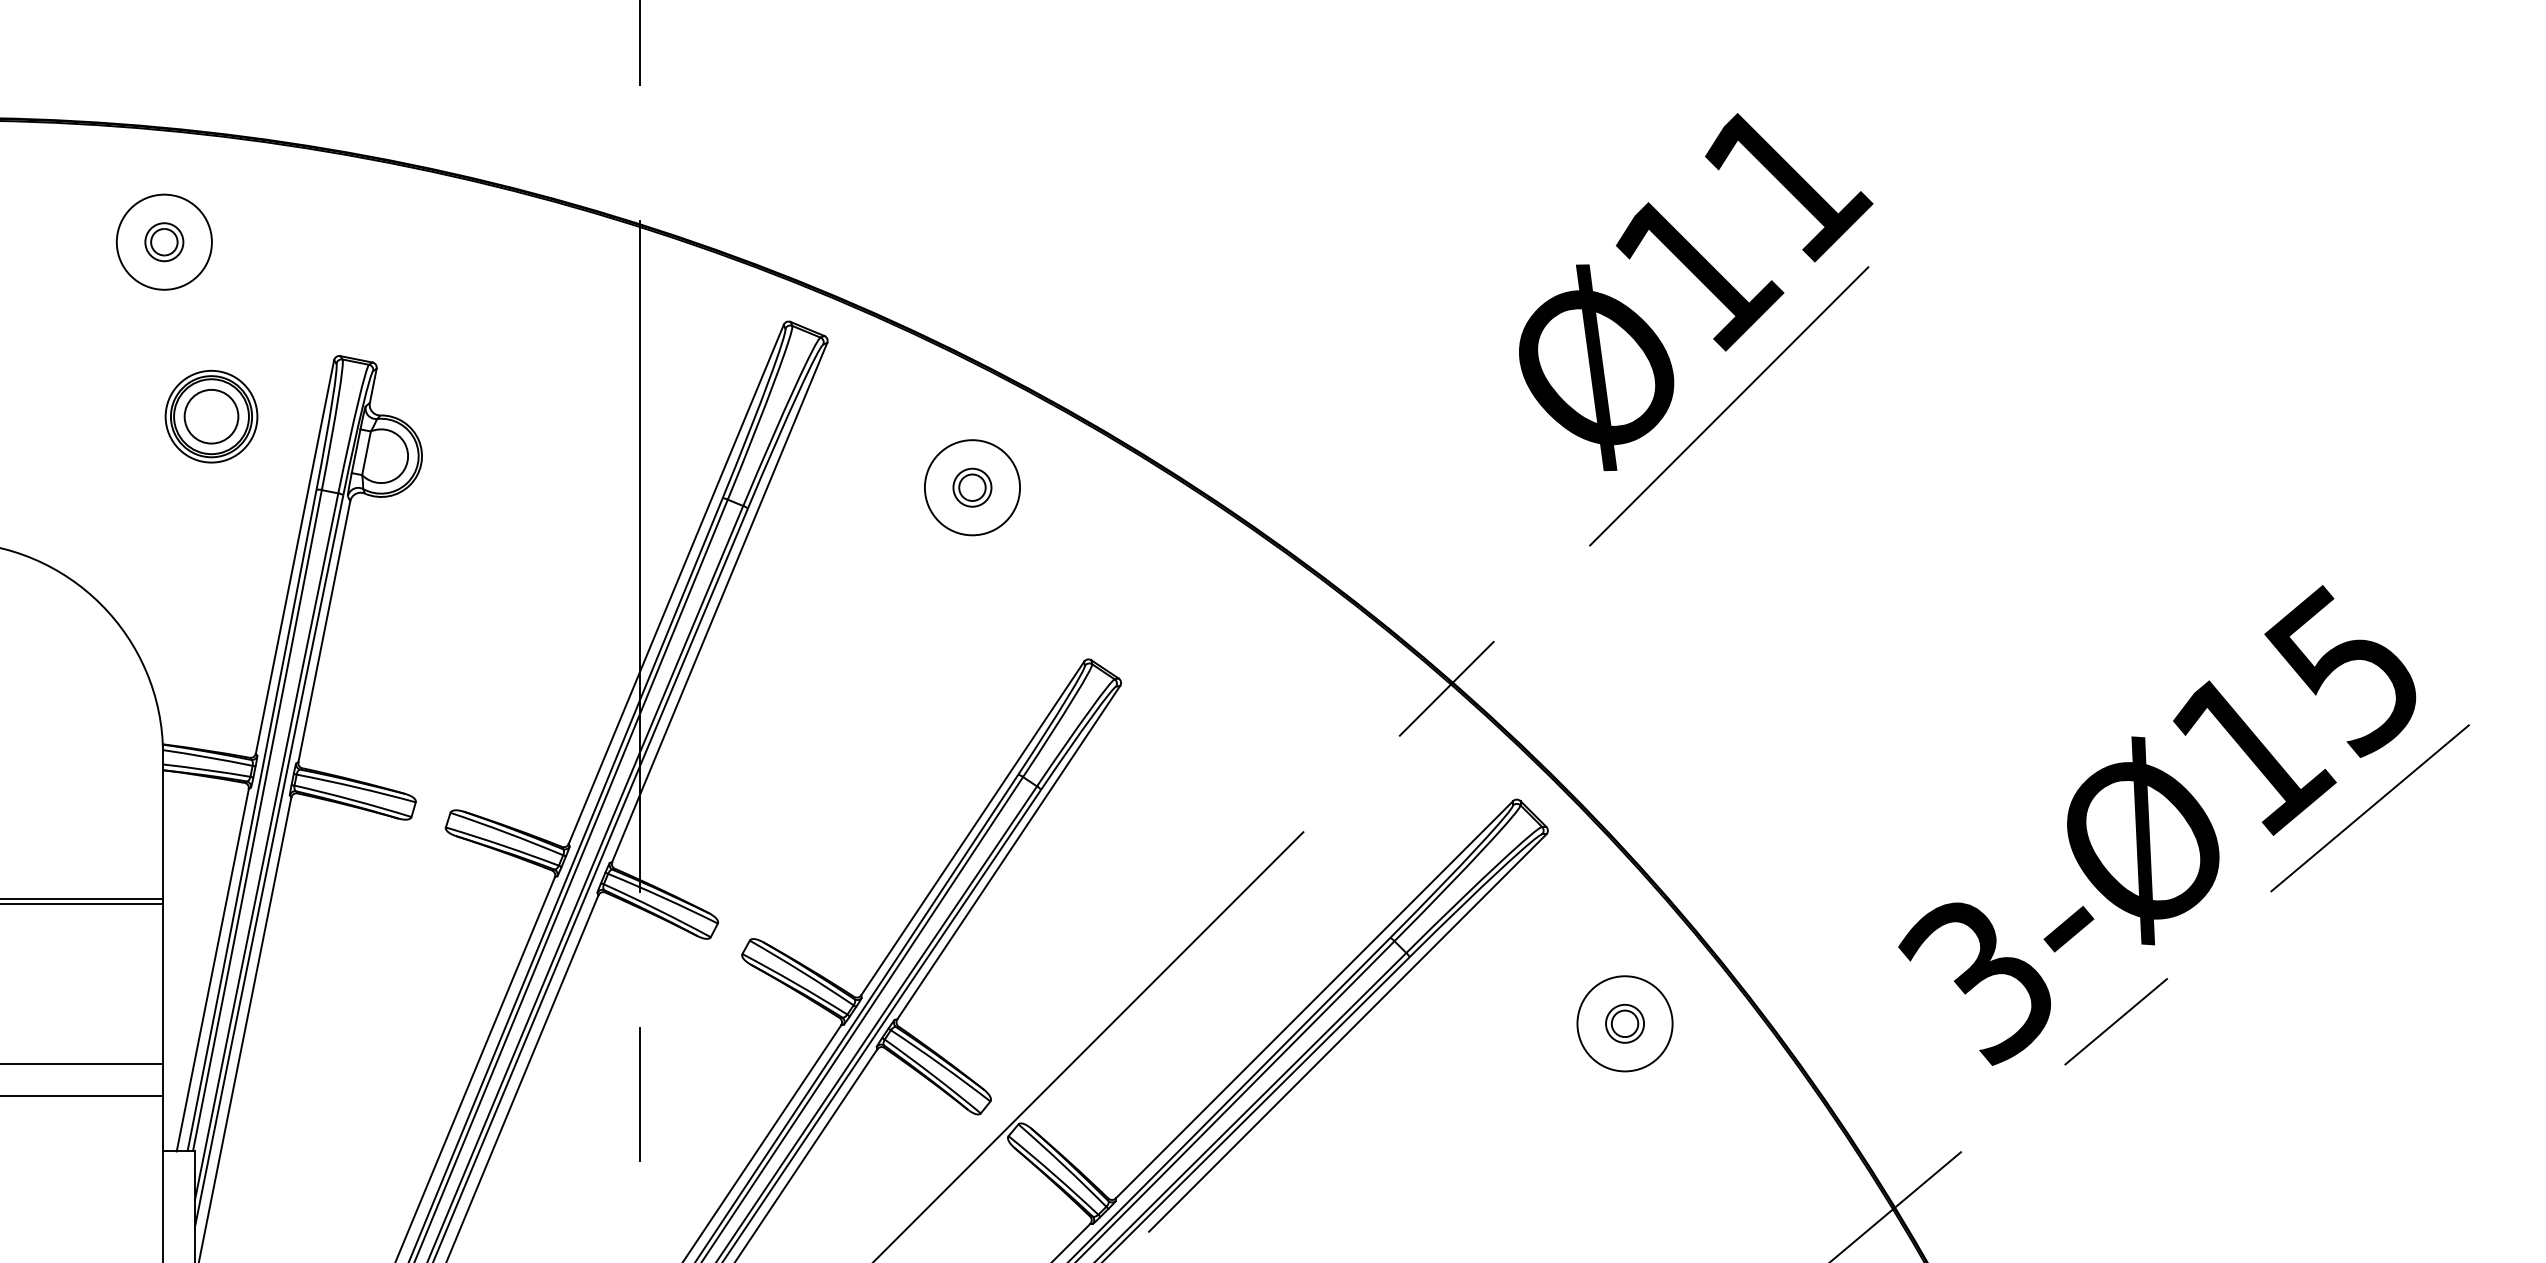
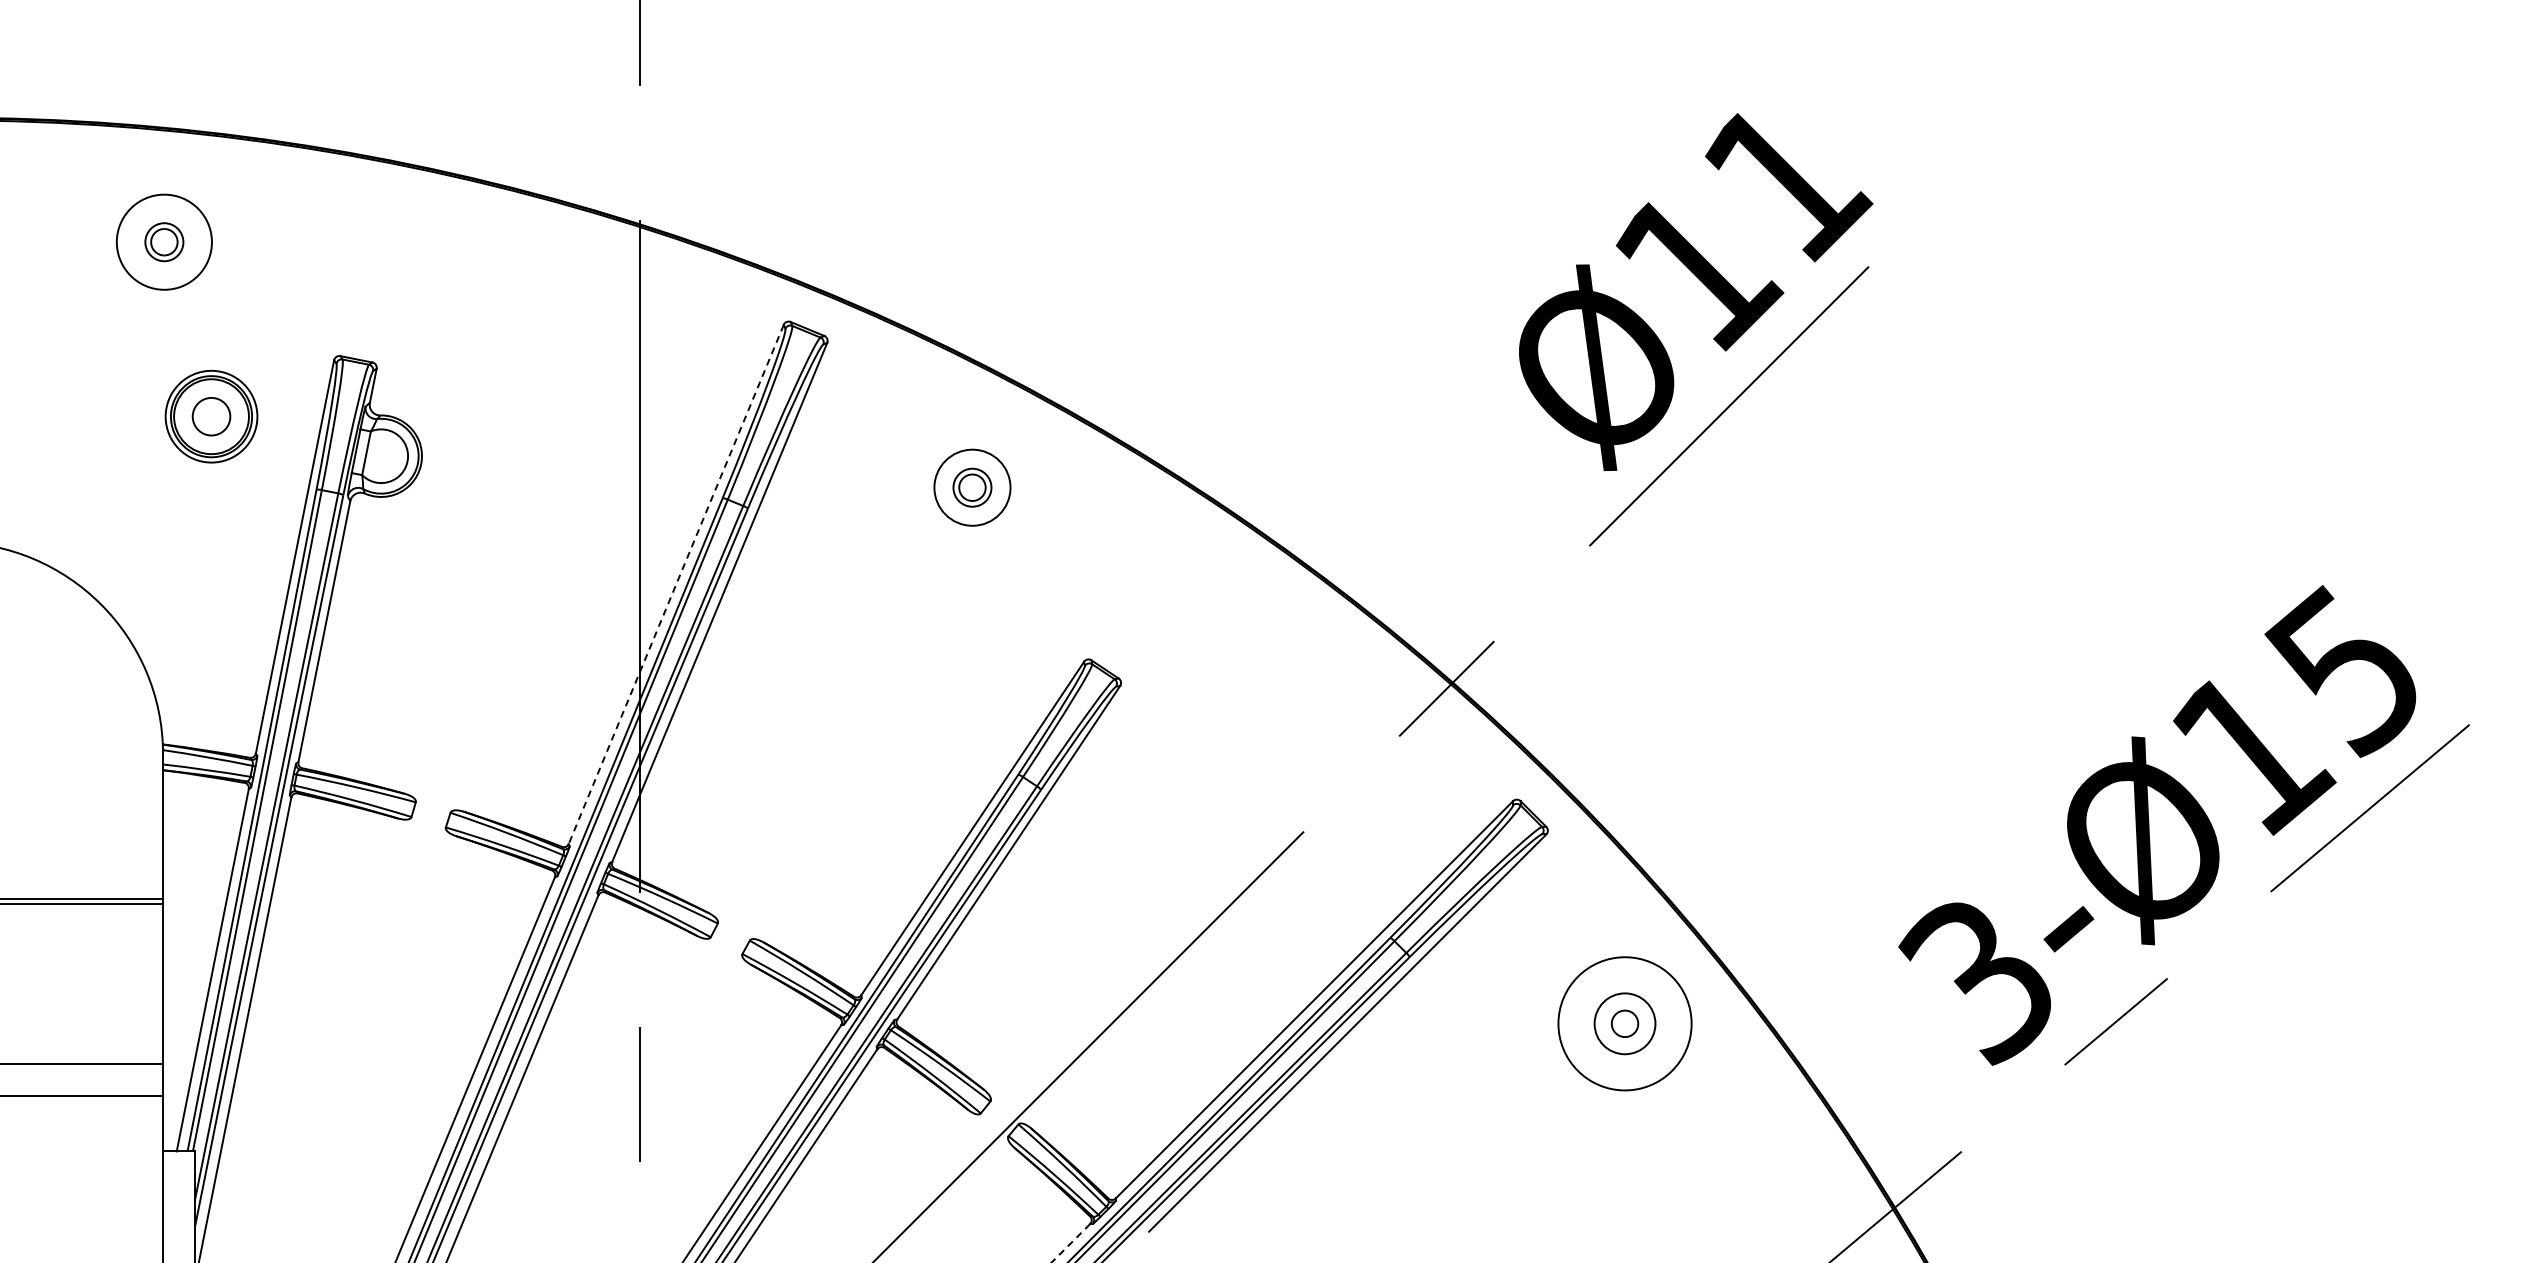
circle diameter: 54 px -> 38 px (211, 416)
circle diameter: 95 px -> 76 px (972, 487)
line: solid -> dashed (676, 584)
circle diameter: 95 px -> 133 px (1624, 1023)
circle diameter: 38 px -> 61 px (1624, 1023)
line: solid -> dashed (1070, 1243)
